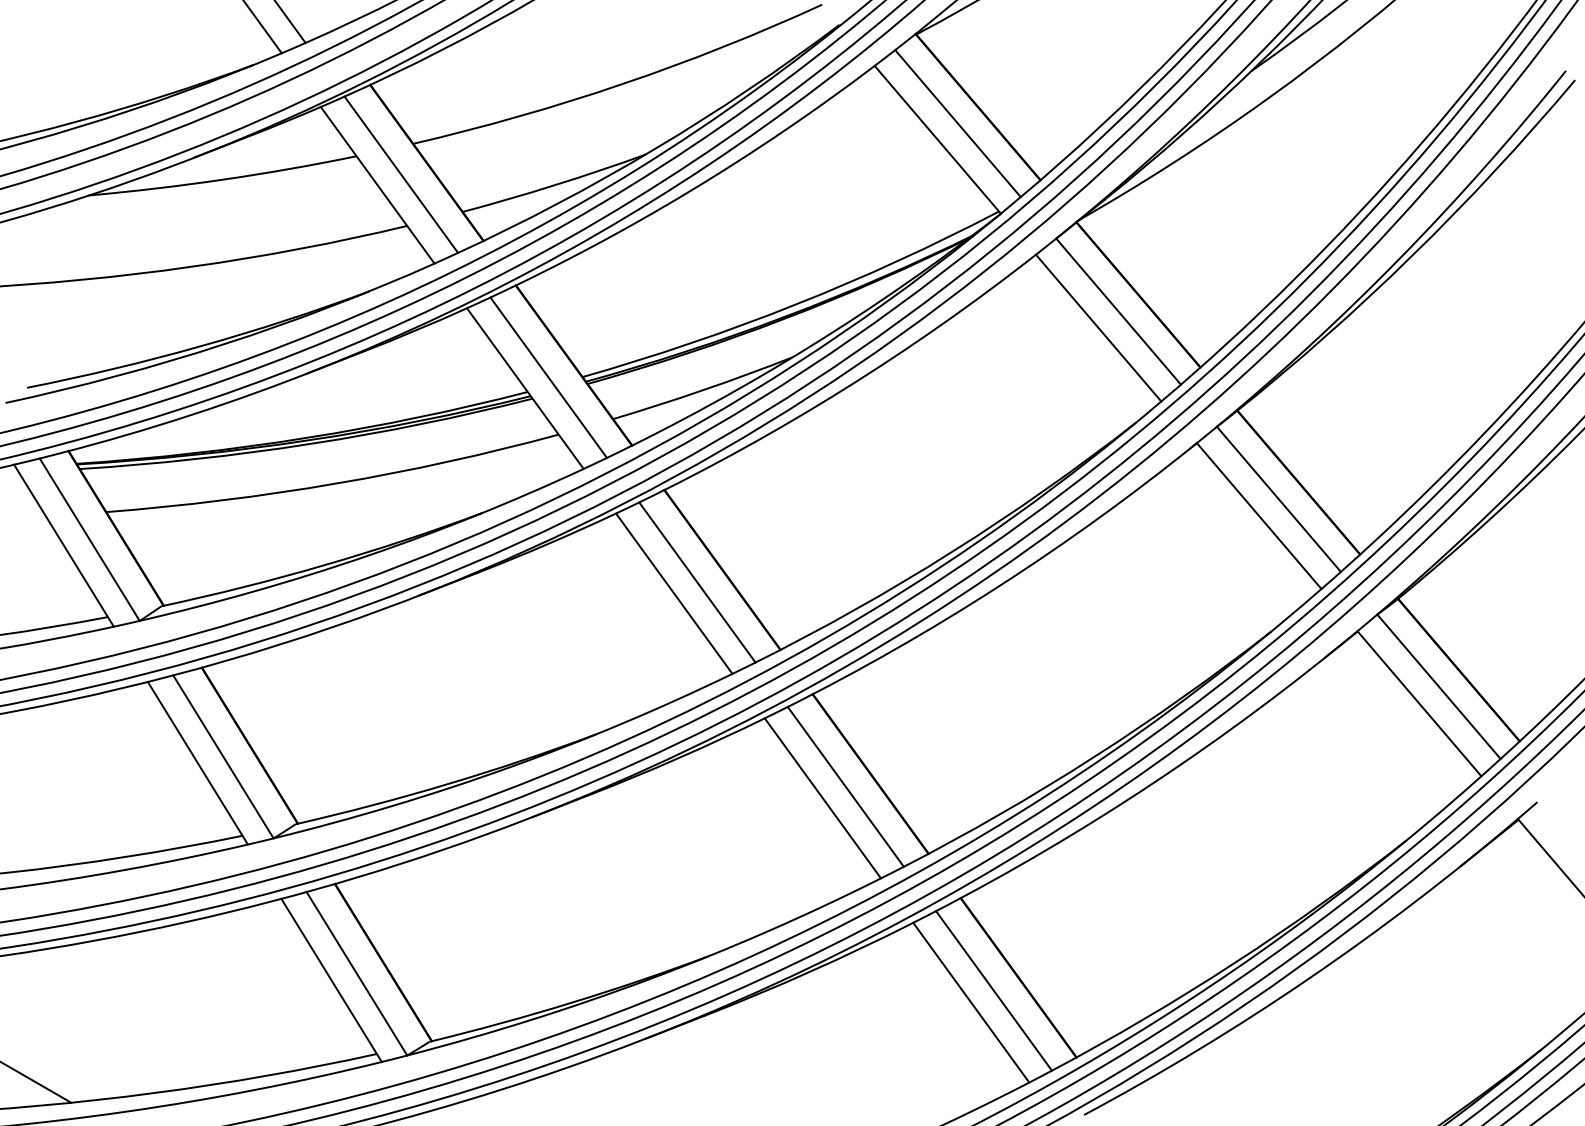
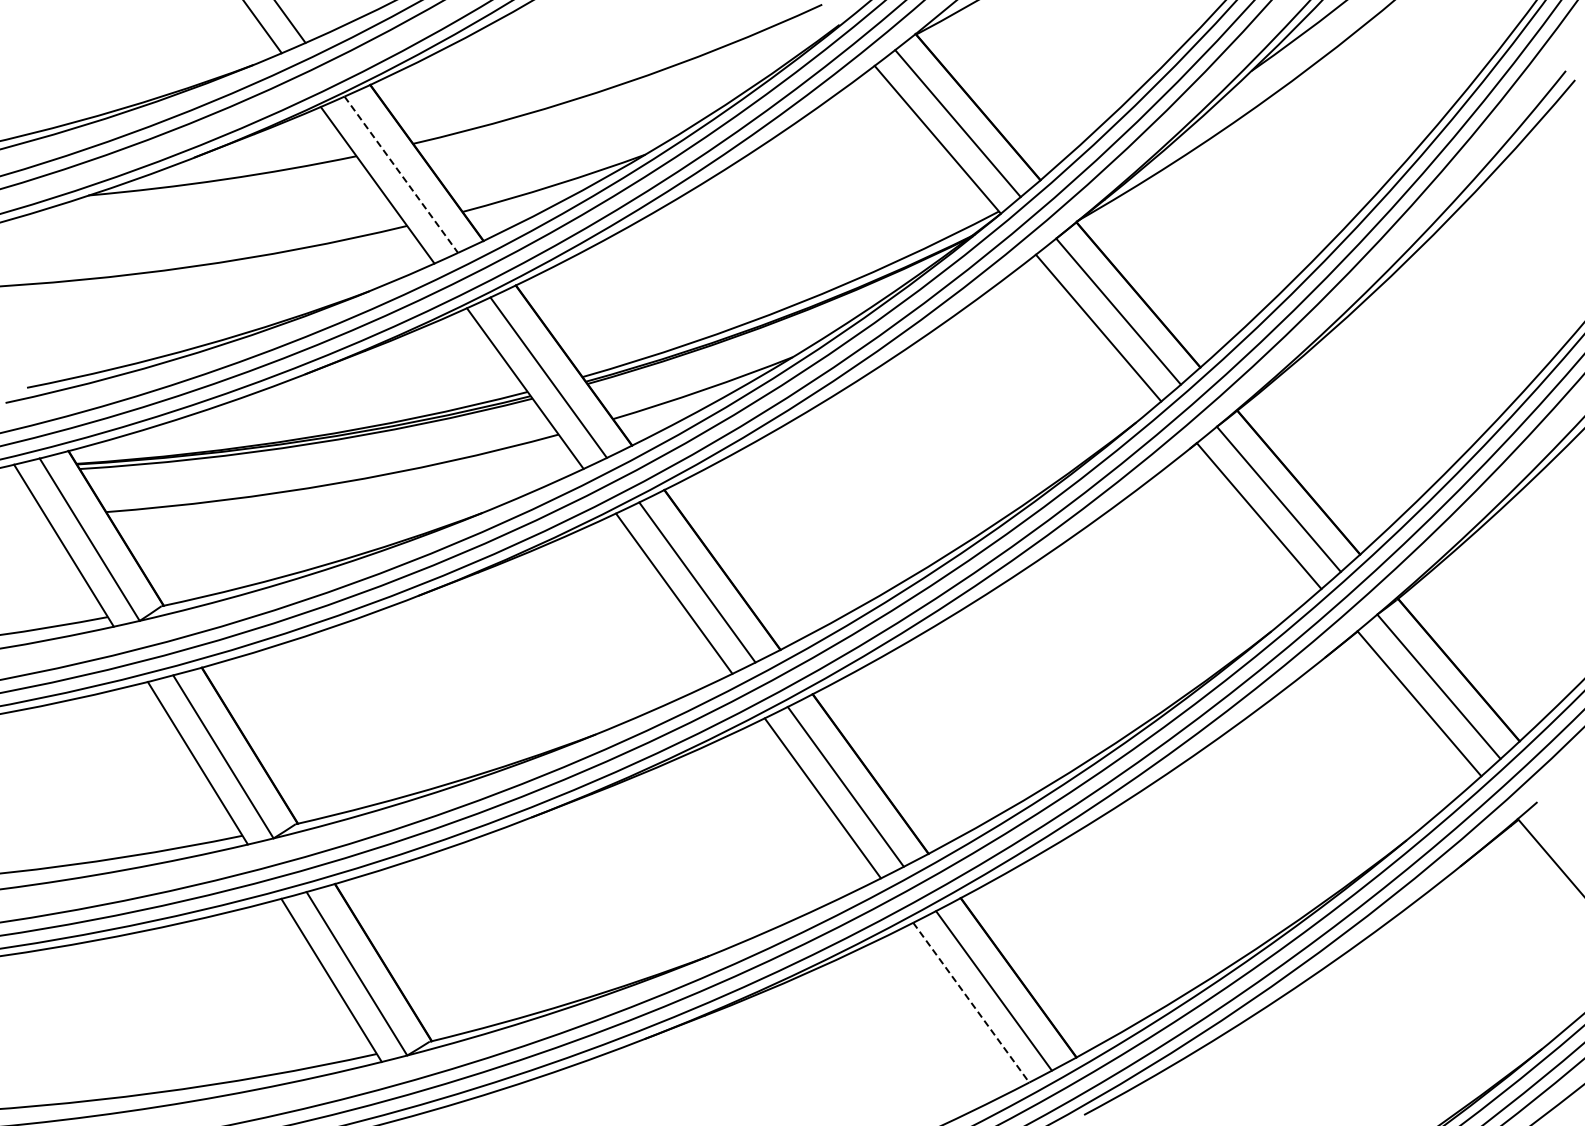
line: solid -> dashed (401, 174)
line: solid -> dashed (971, 1002)
line: present -> none (36, 1082)
